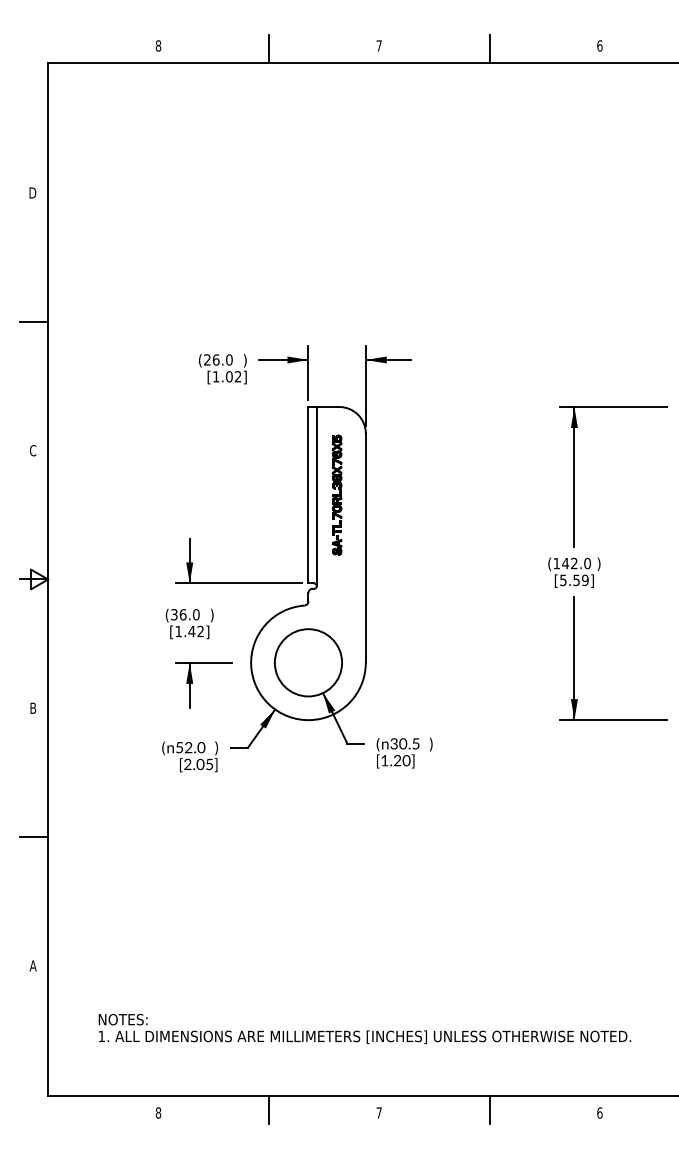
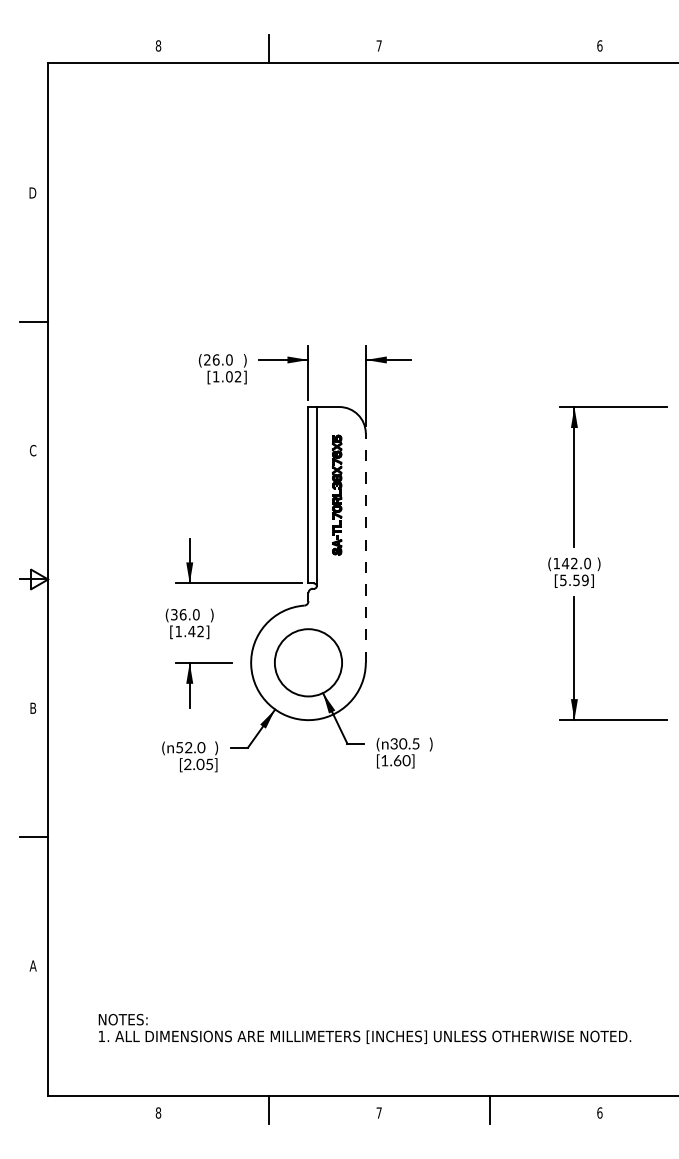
line: present -> none (489, 48)
line: solid -> dashed (365, 548)
text: [1.20] -> [1.60] (397, 760)
